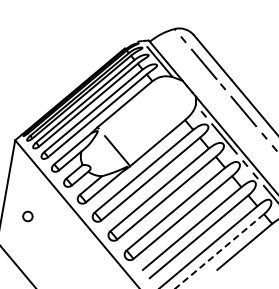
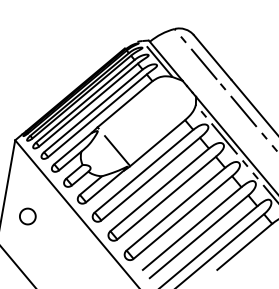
part size: 12x13 px -> 18x19 px (27, 216)
line: dashed -> solid (219, 251)
